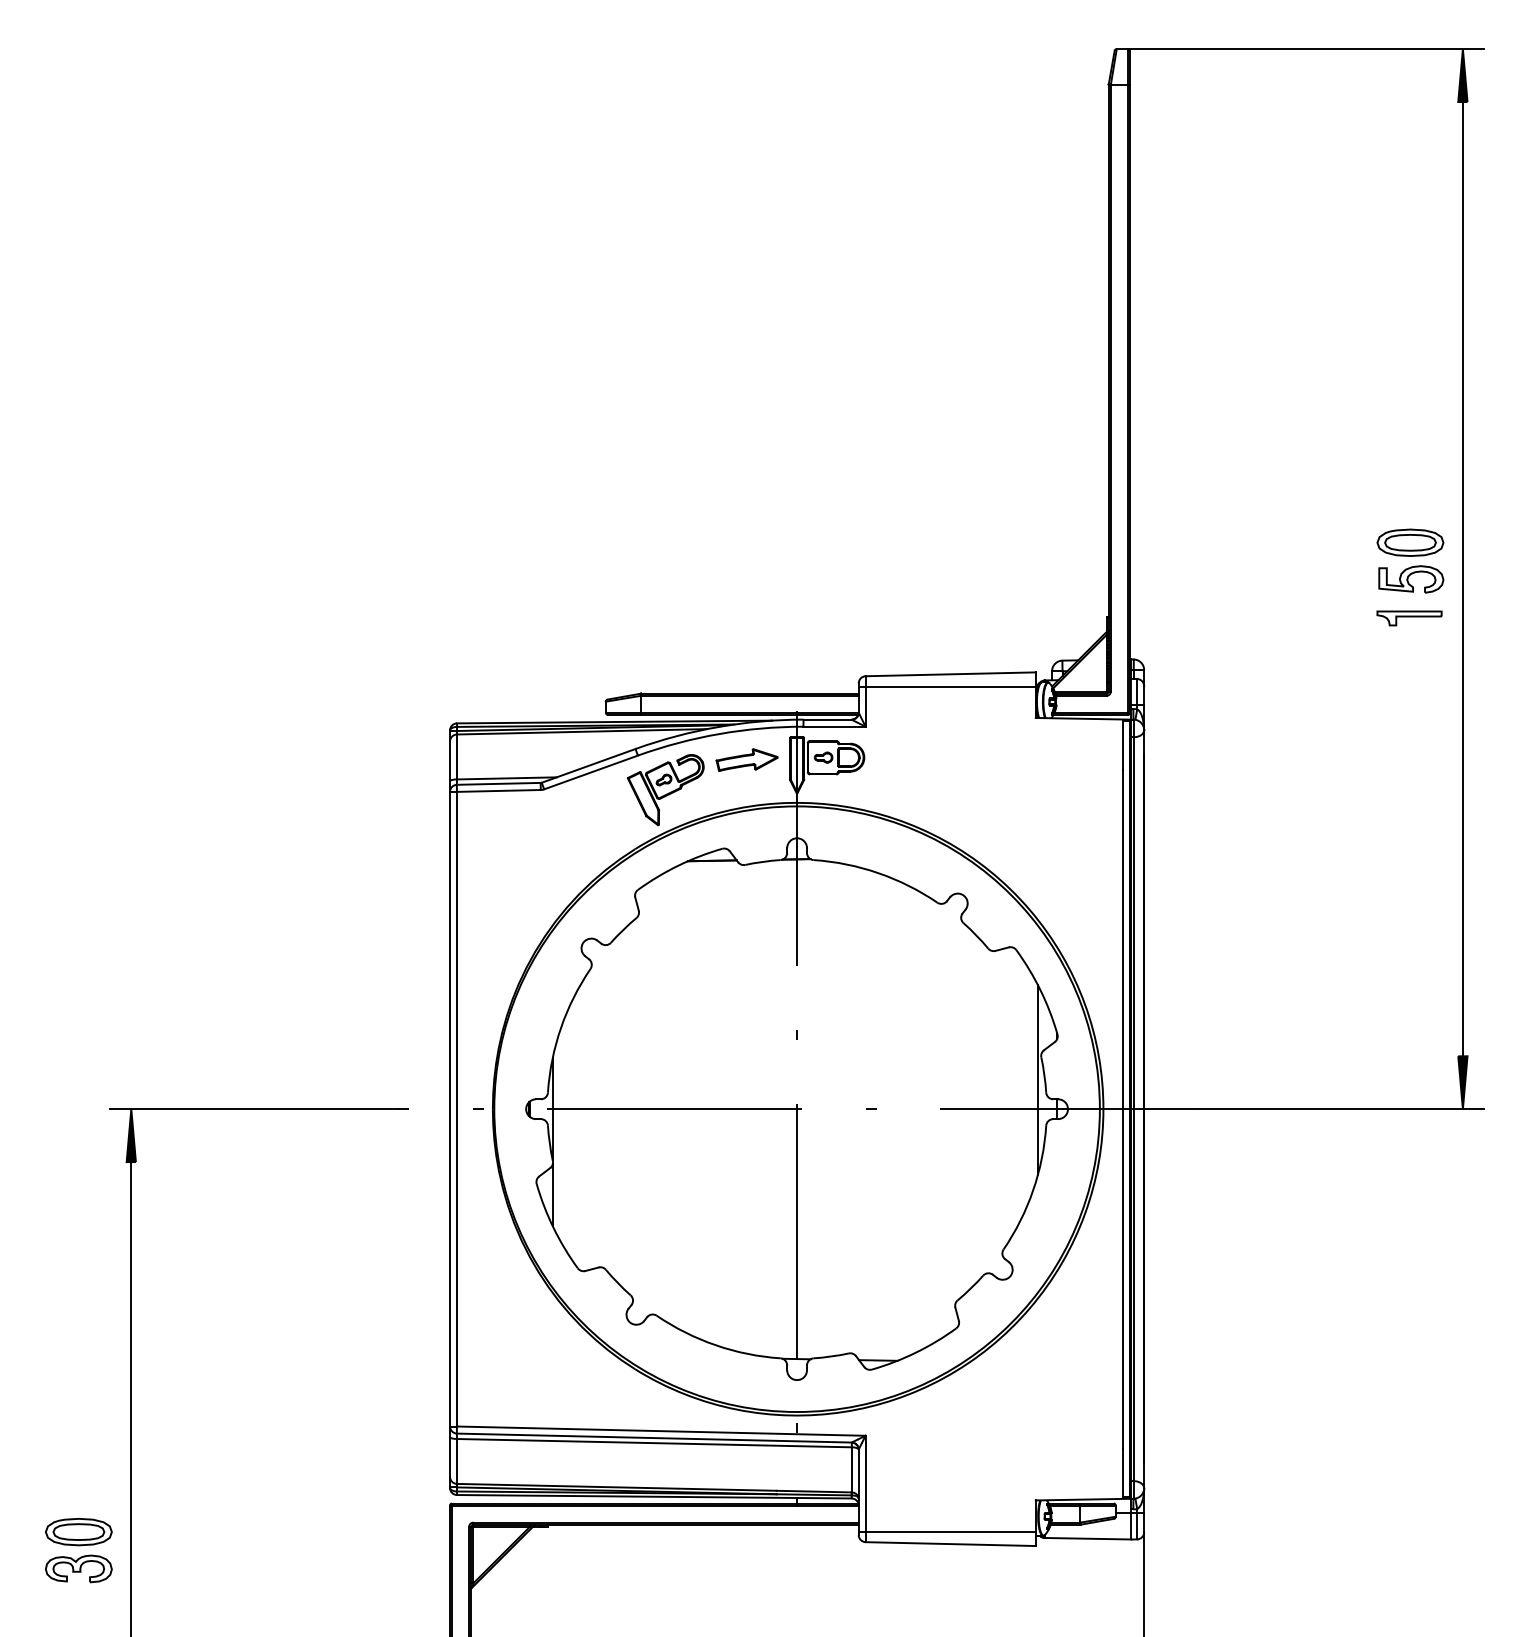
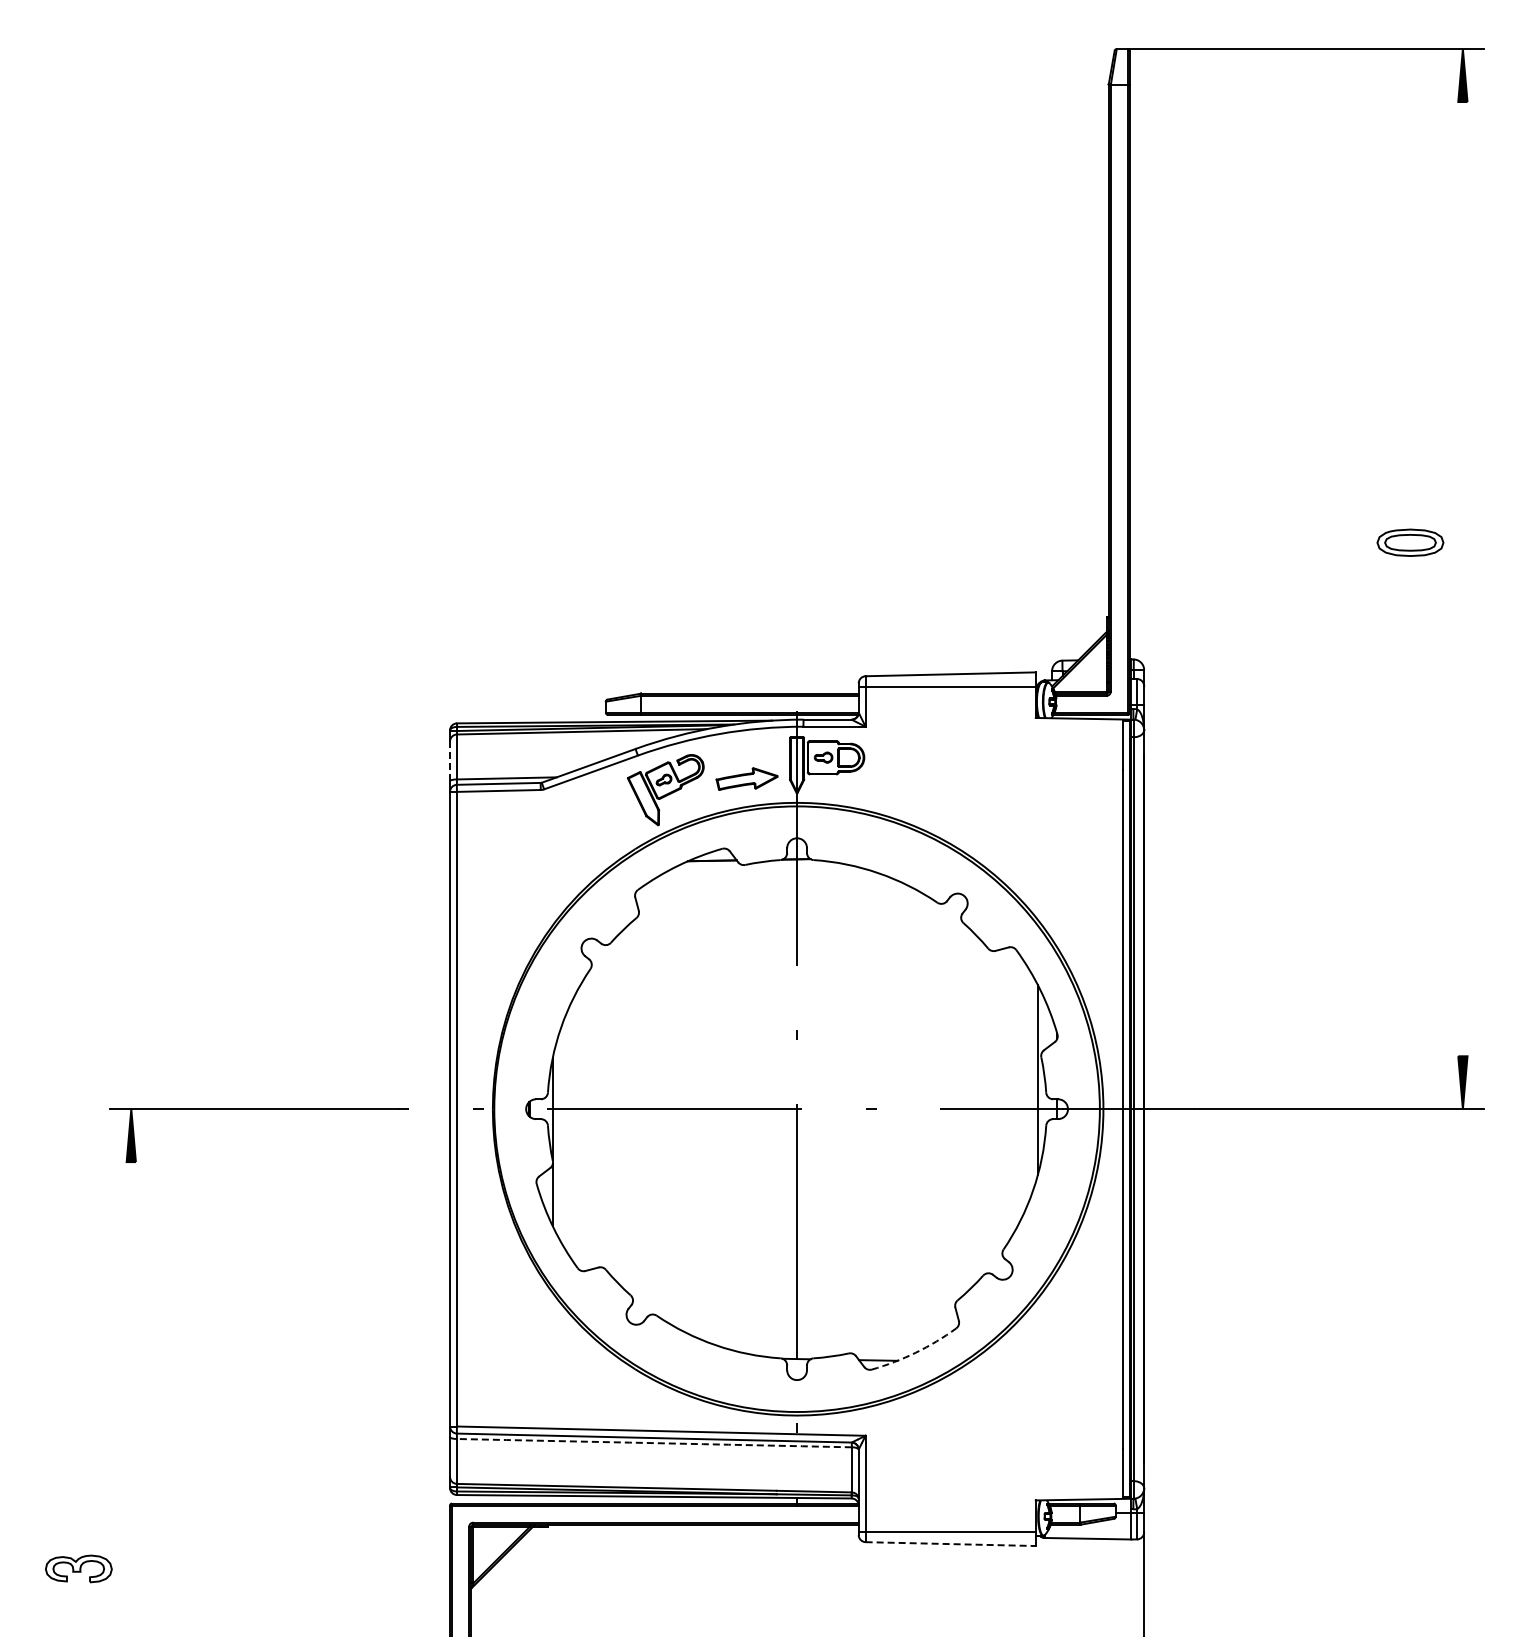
part: present -> none (1411, 579)
line: present -> none (1462, 579)
part: present -> none (1409, 618)
part position: (746, 759) -> (746, 778) (746, 778)
line: solid -> dashed (450, 761)
arc: solid -> dashed (915, 1352)
line: present -> none (131, 1397)
arc: solid -> dashed (654, 1443)
part: present -> none (78, 1532)
line: solid -> dashed (951, 1544)
